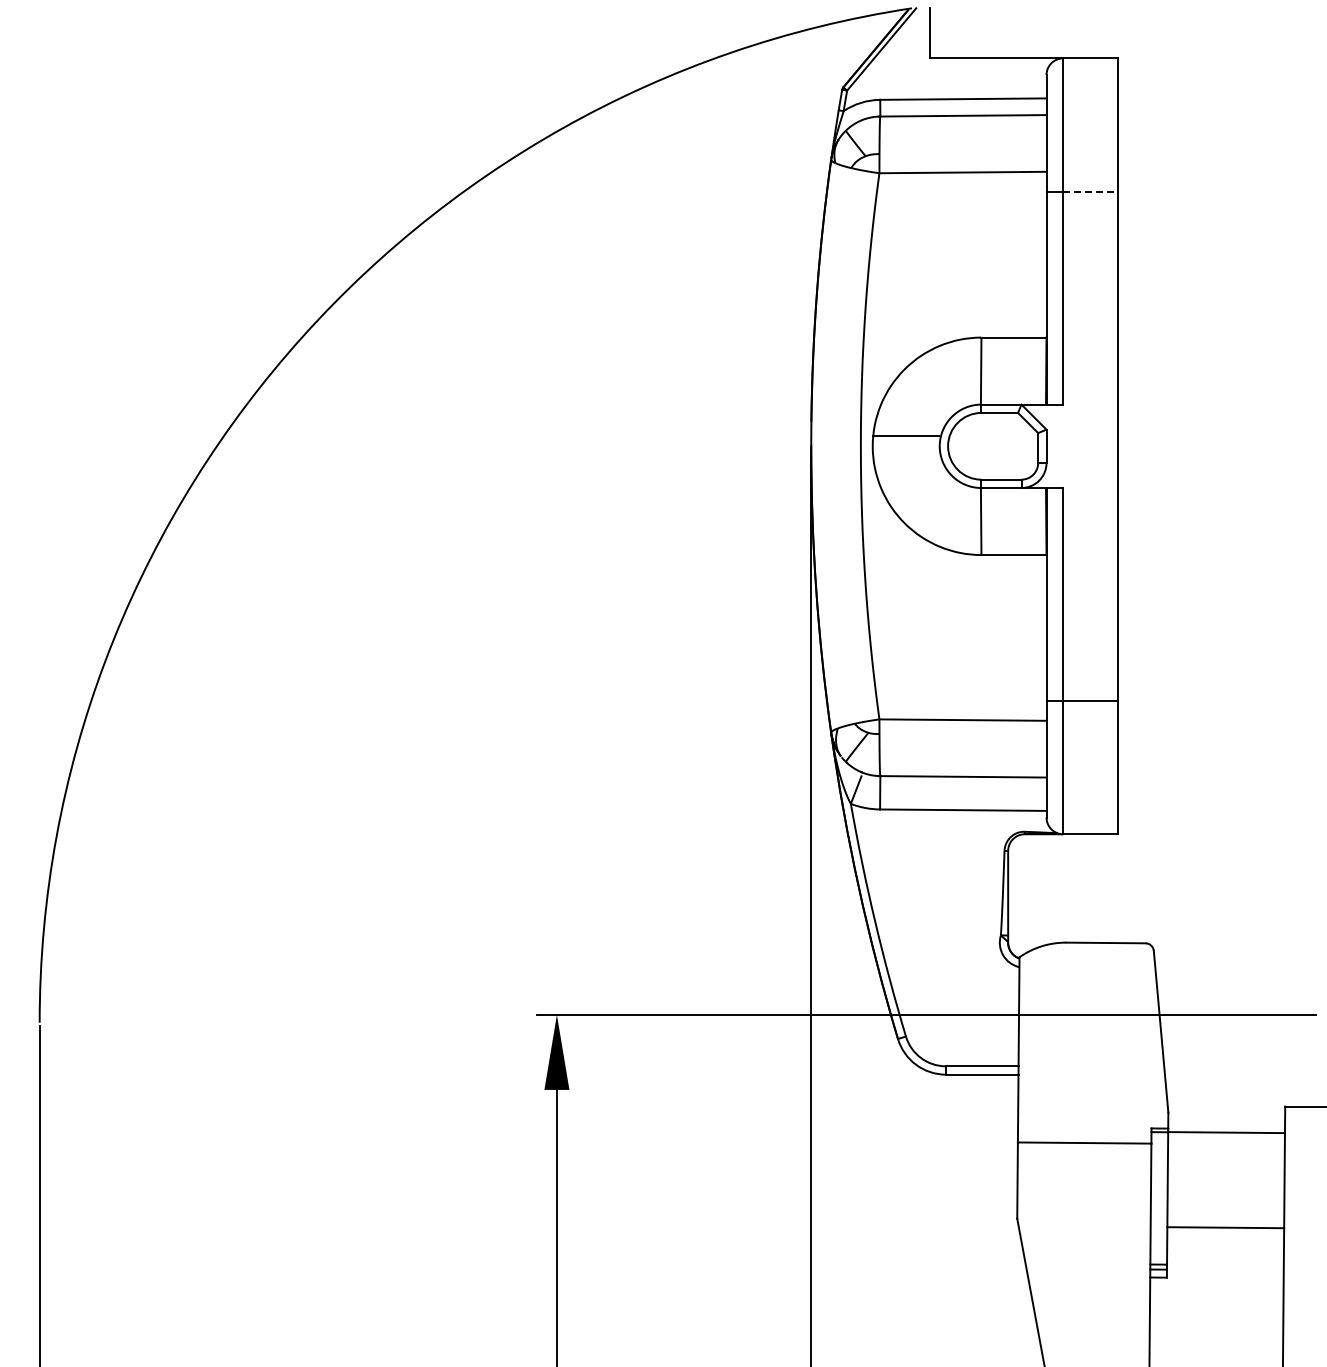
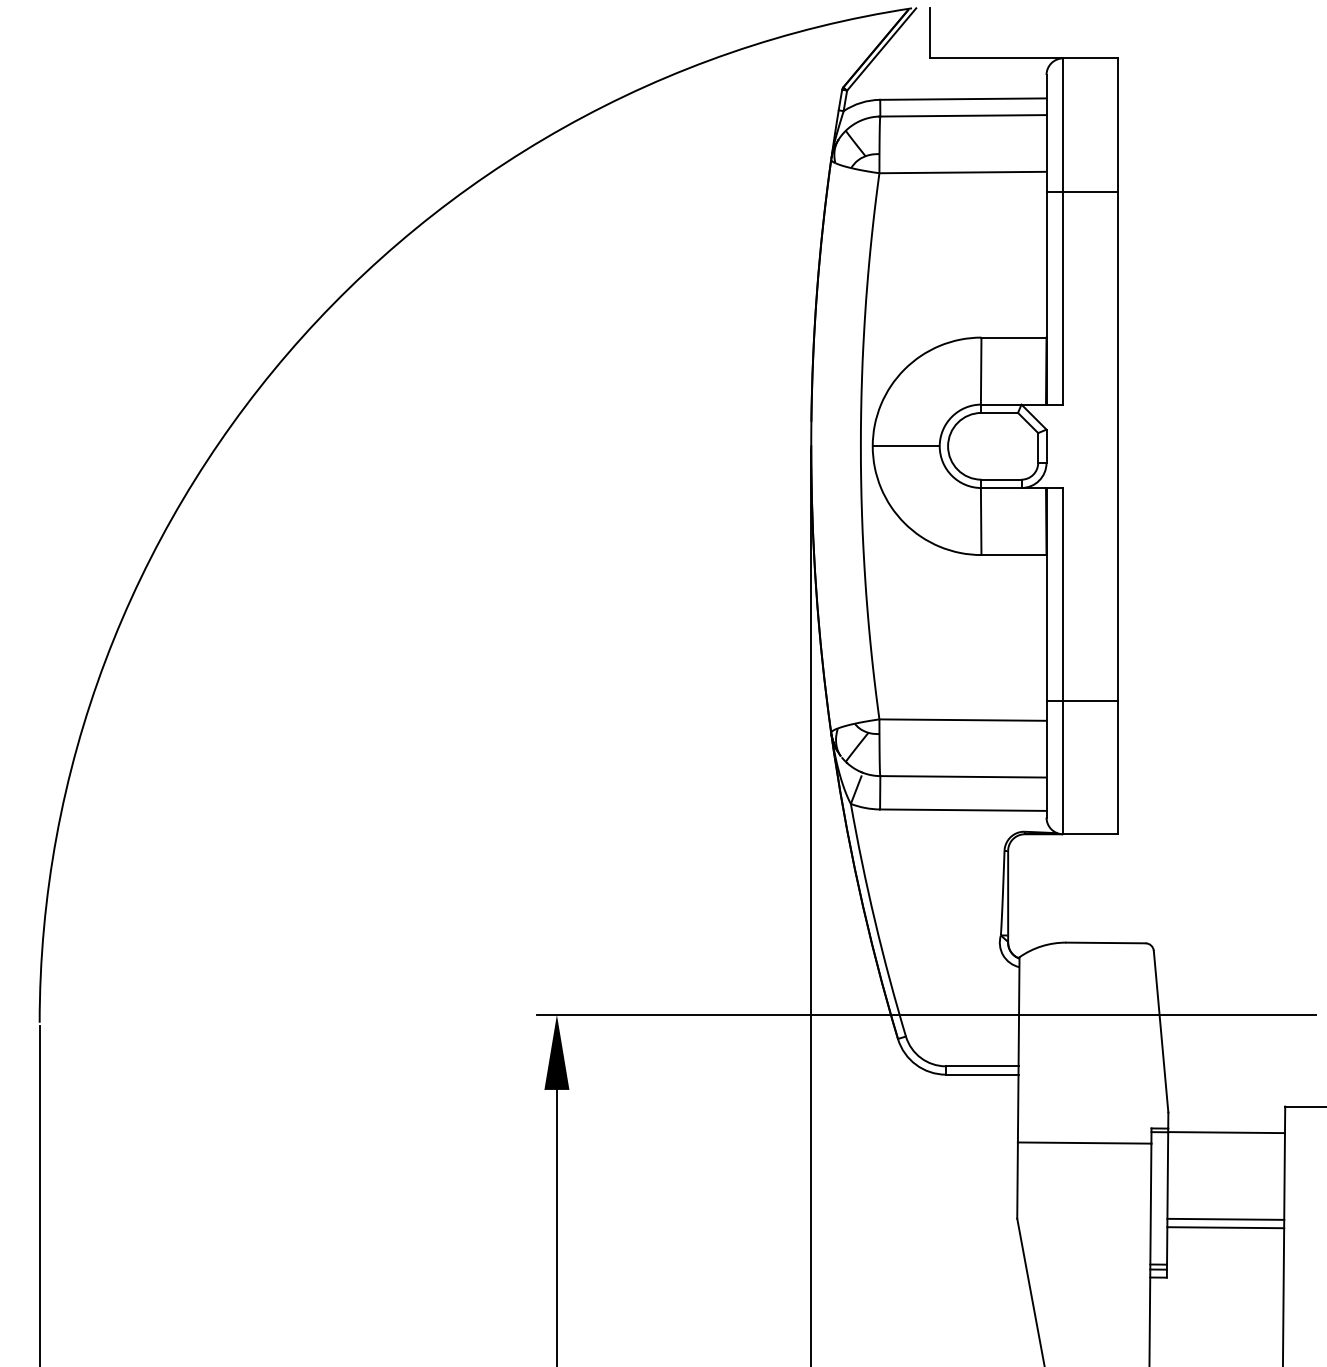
line: dashed -> solid (1090, 191)
line position: (905, 436) -> (905, 446) (905, 446)
line: none -> present (1225, 1218)
